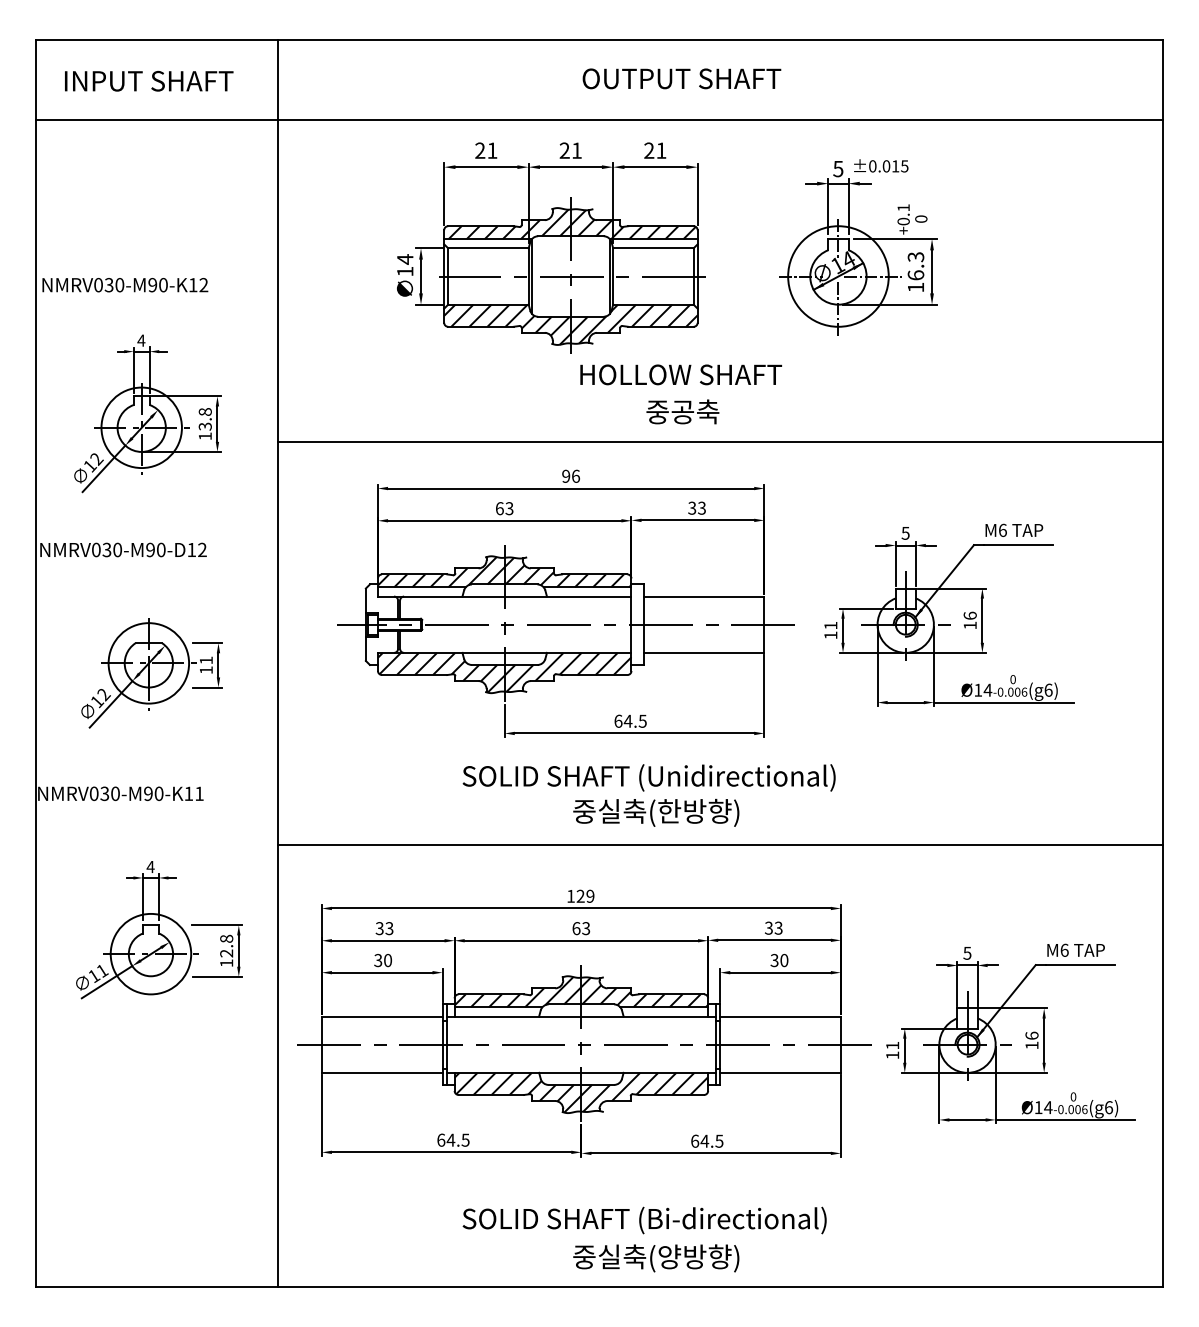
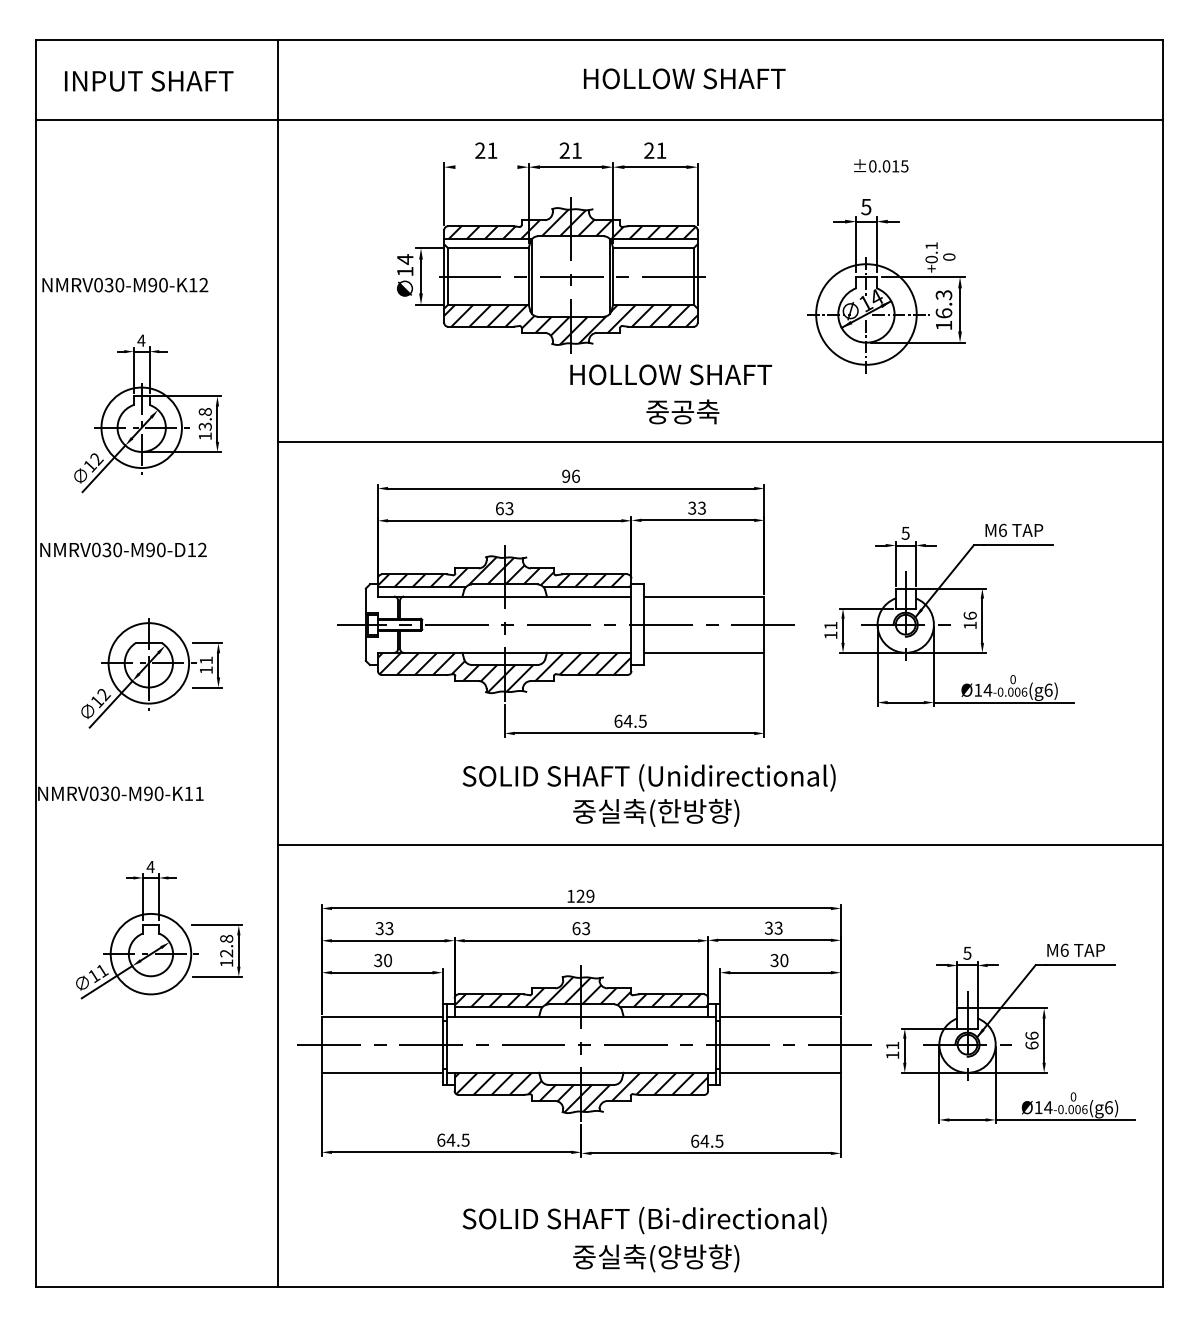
text: OUTPUT SHAFT -> HOLLOW SHAFT (683, 78)
line: present -> none (486, 167)
part position: (858, 248) -> (886, 286) (886, 286)
text position: (680, 374) -> (670, 374) (670, 374)
text: 16 -> 66 (1031, 1045)
